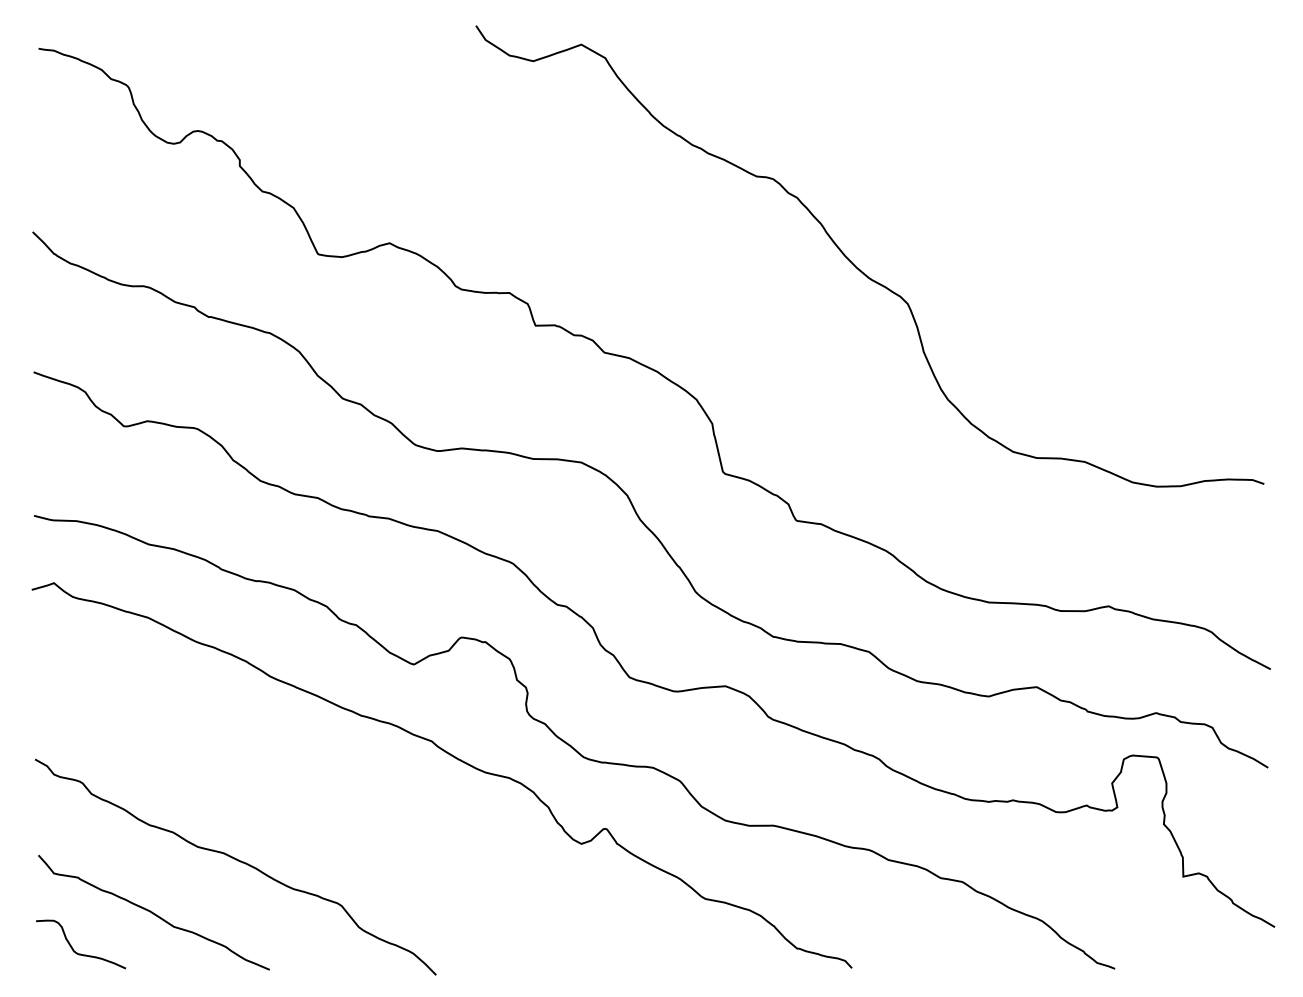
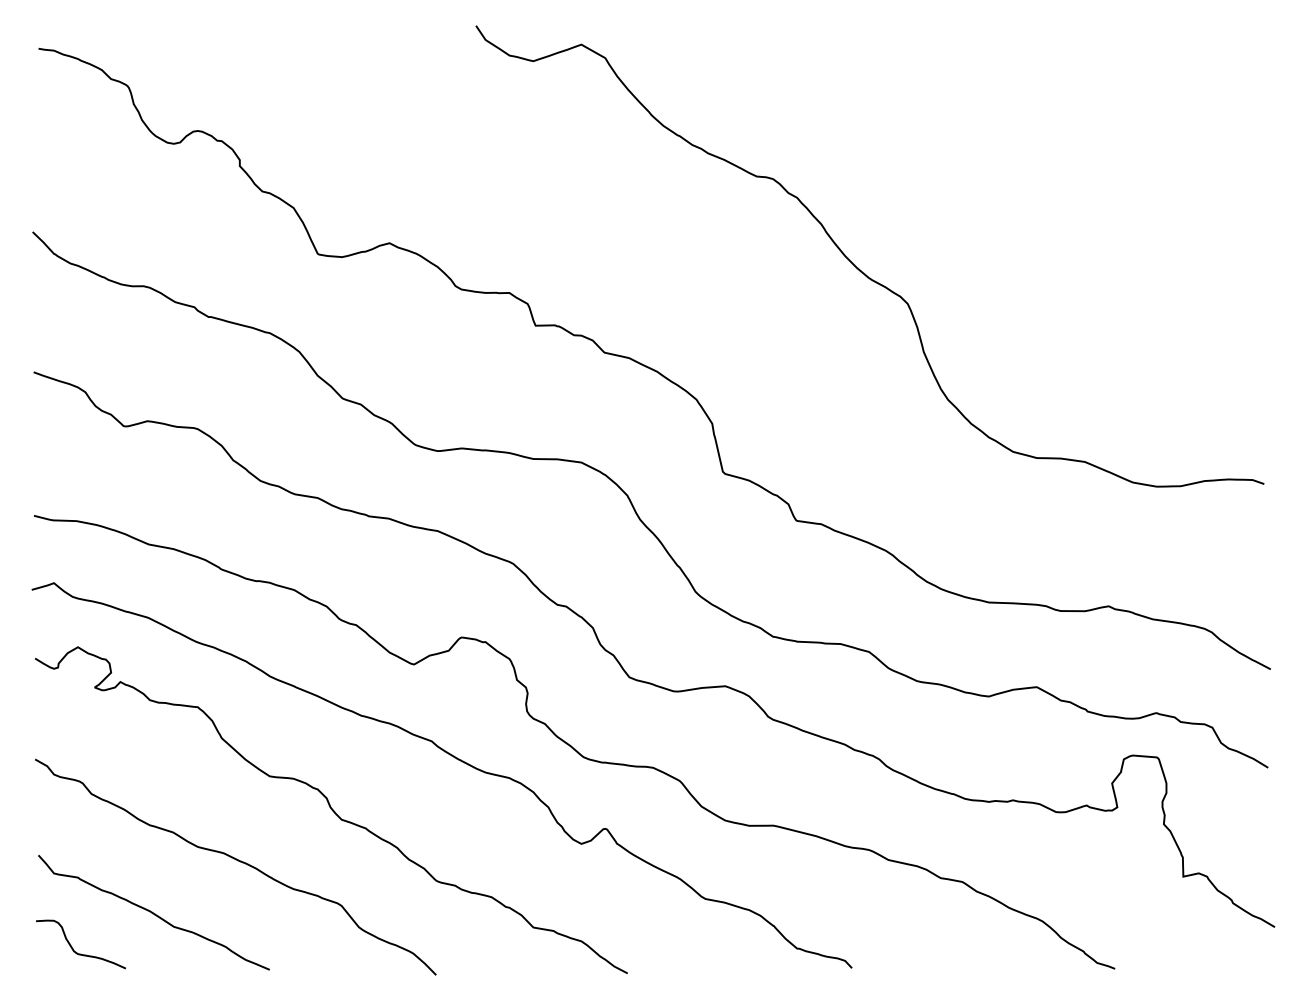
curve: none -> present (330, 808)
